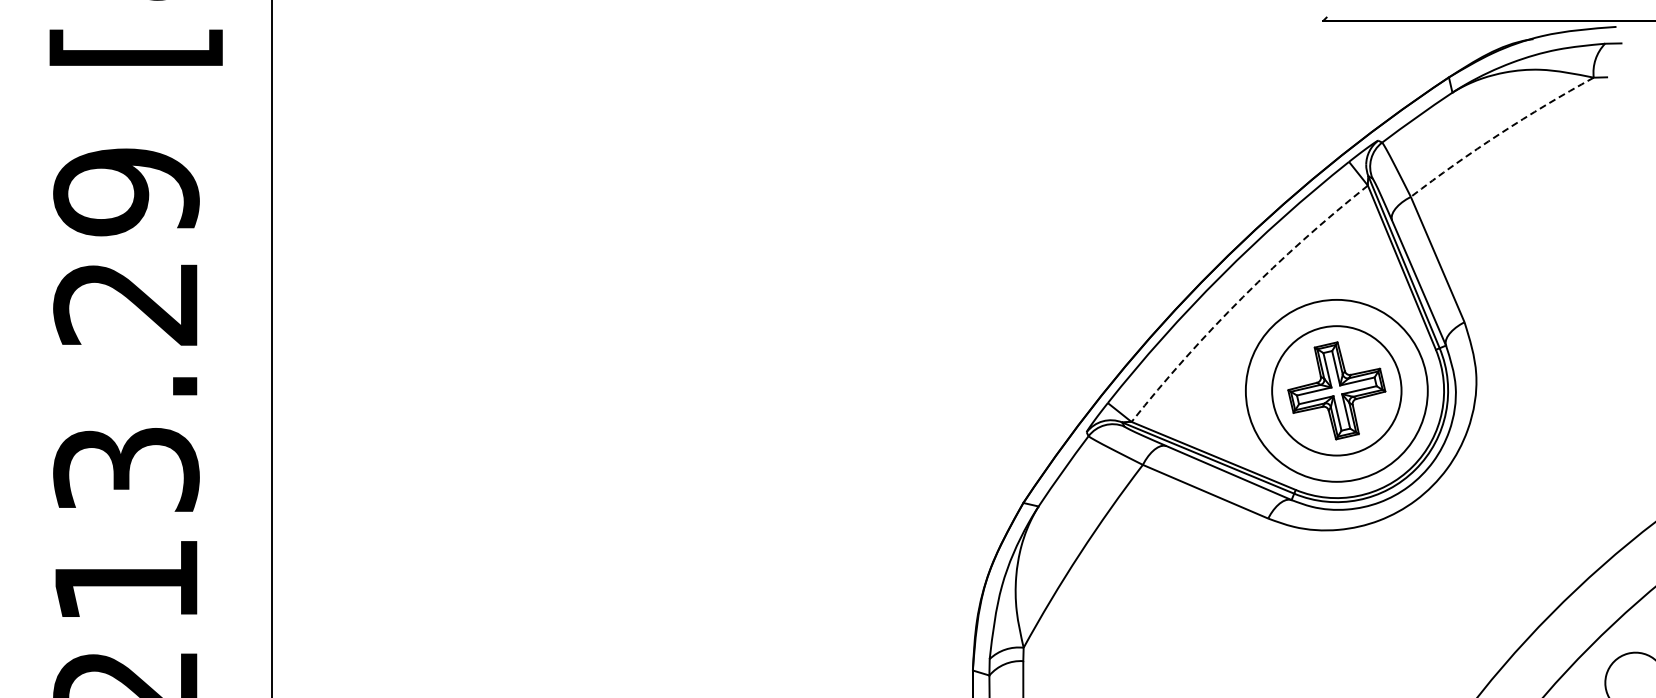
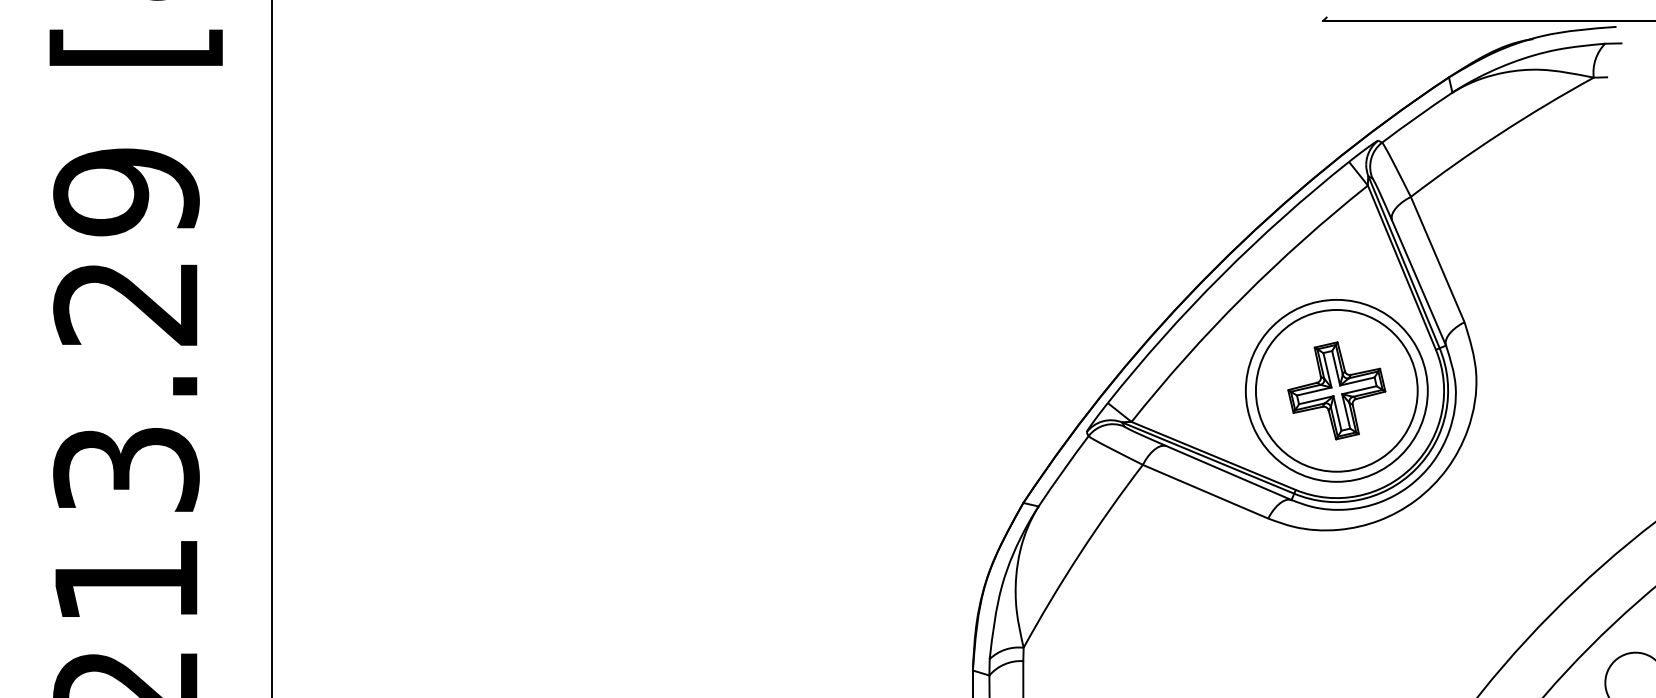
arc: dashed -> solid (1500, 133)
arc: dashed -> solid (1243, 297)
circle diameter: 129 px -> 162 px (1336, 390)
